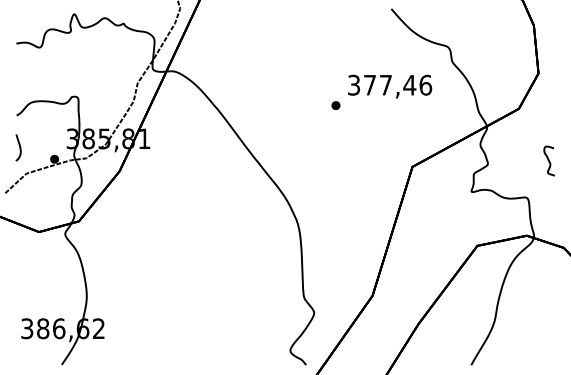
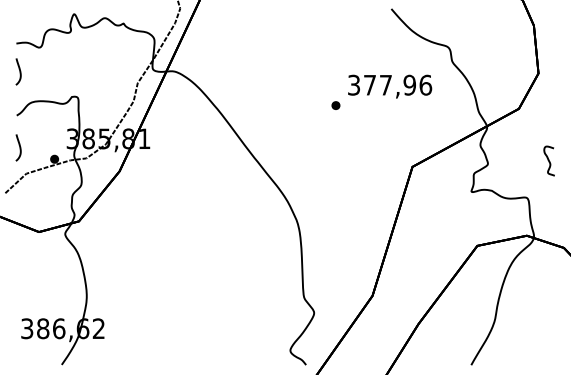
curve: none -> present (19, 71)
text: 377,46 -> 377,96 (409, 84)
